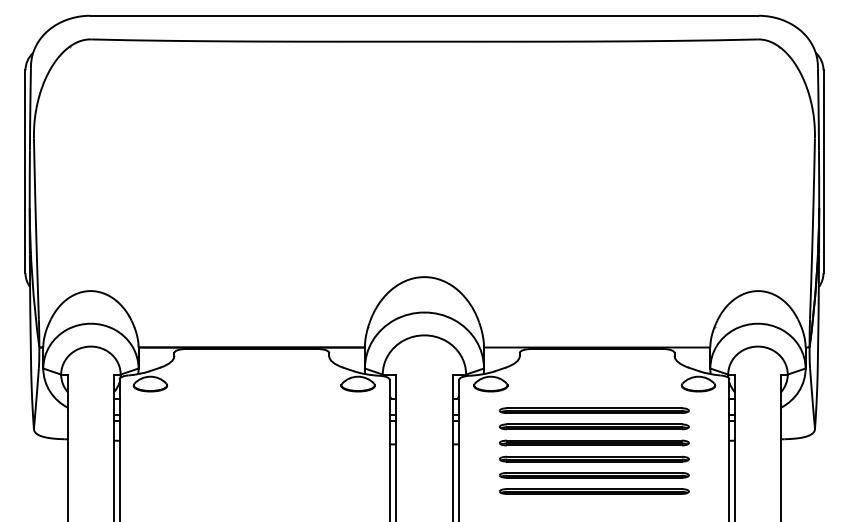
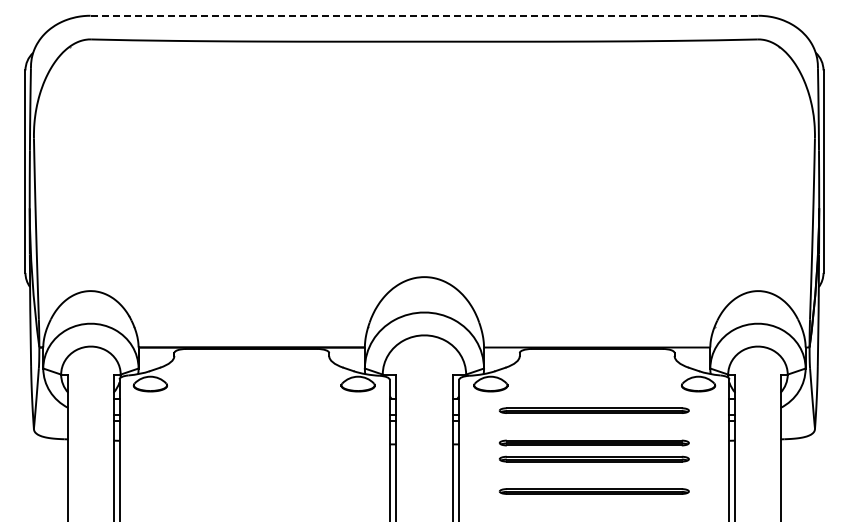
line: solid -> dashed (424, 15)
part: present -> none (594, 426)
part: present -> none (593, 475)
